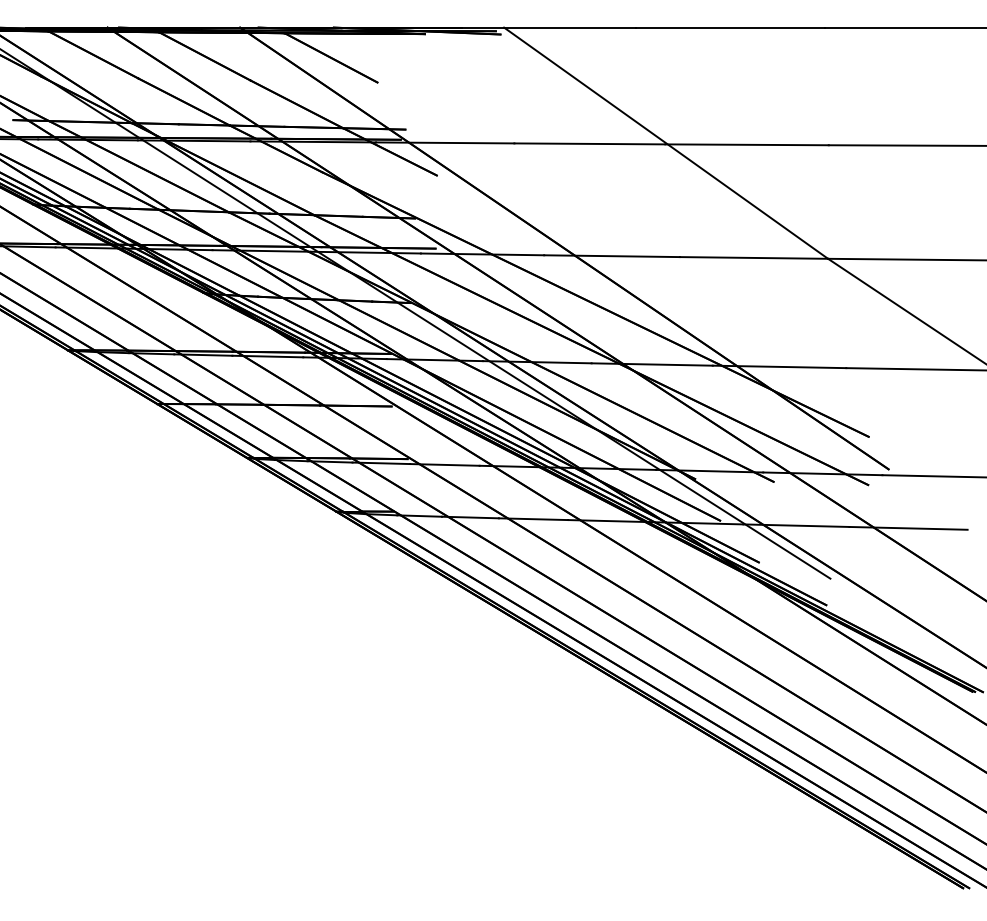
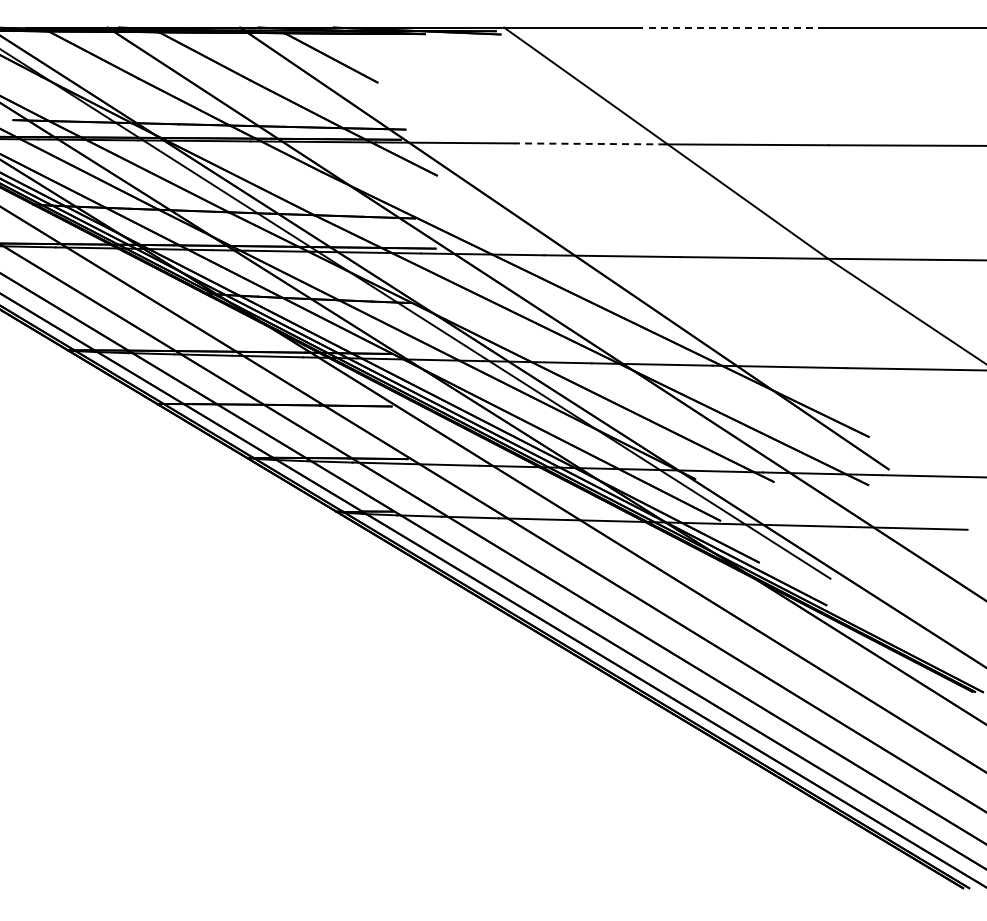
line: solid -> dashed (731, 27)
line: solid -> dashed (589, 143)
